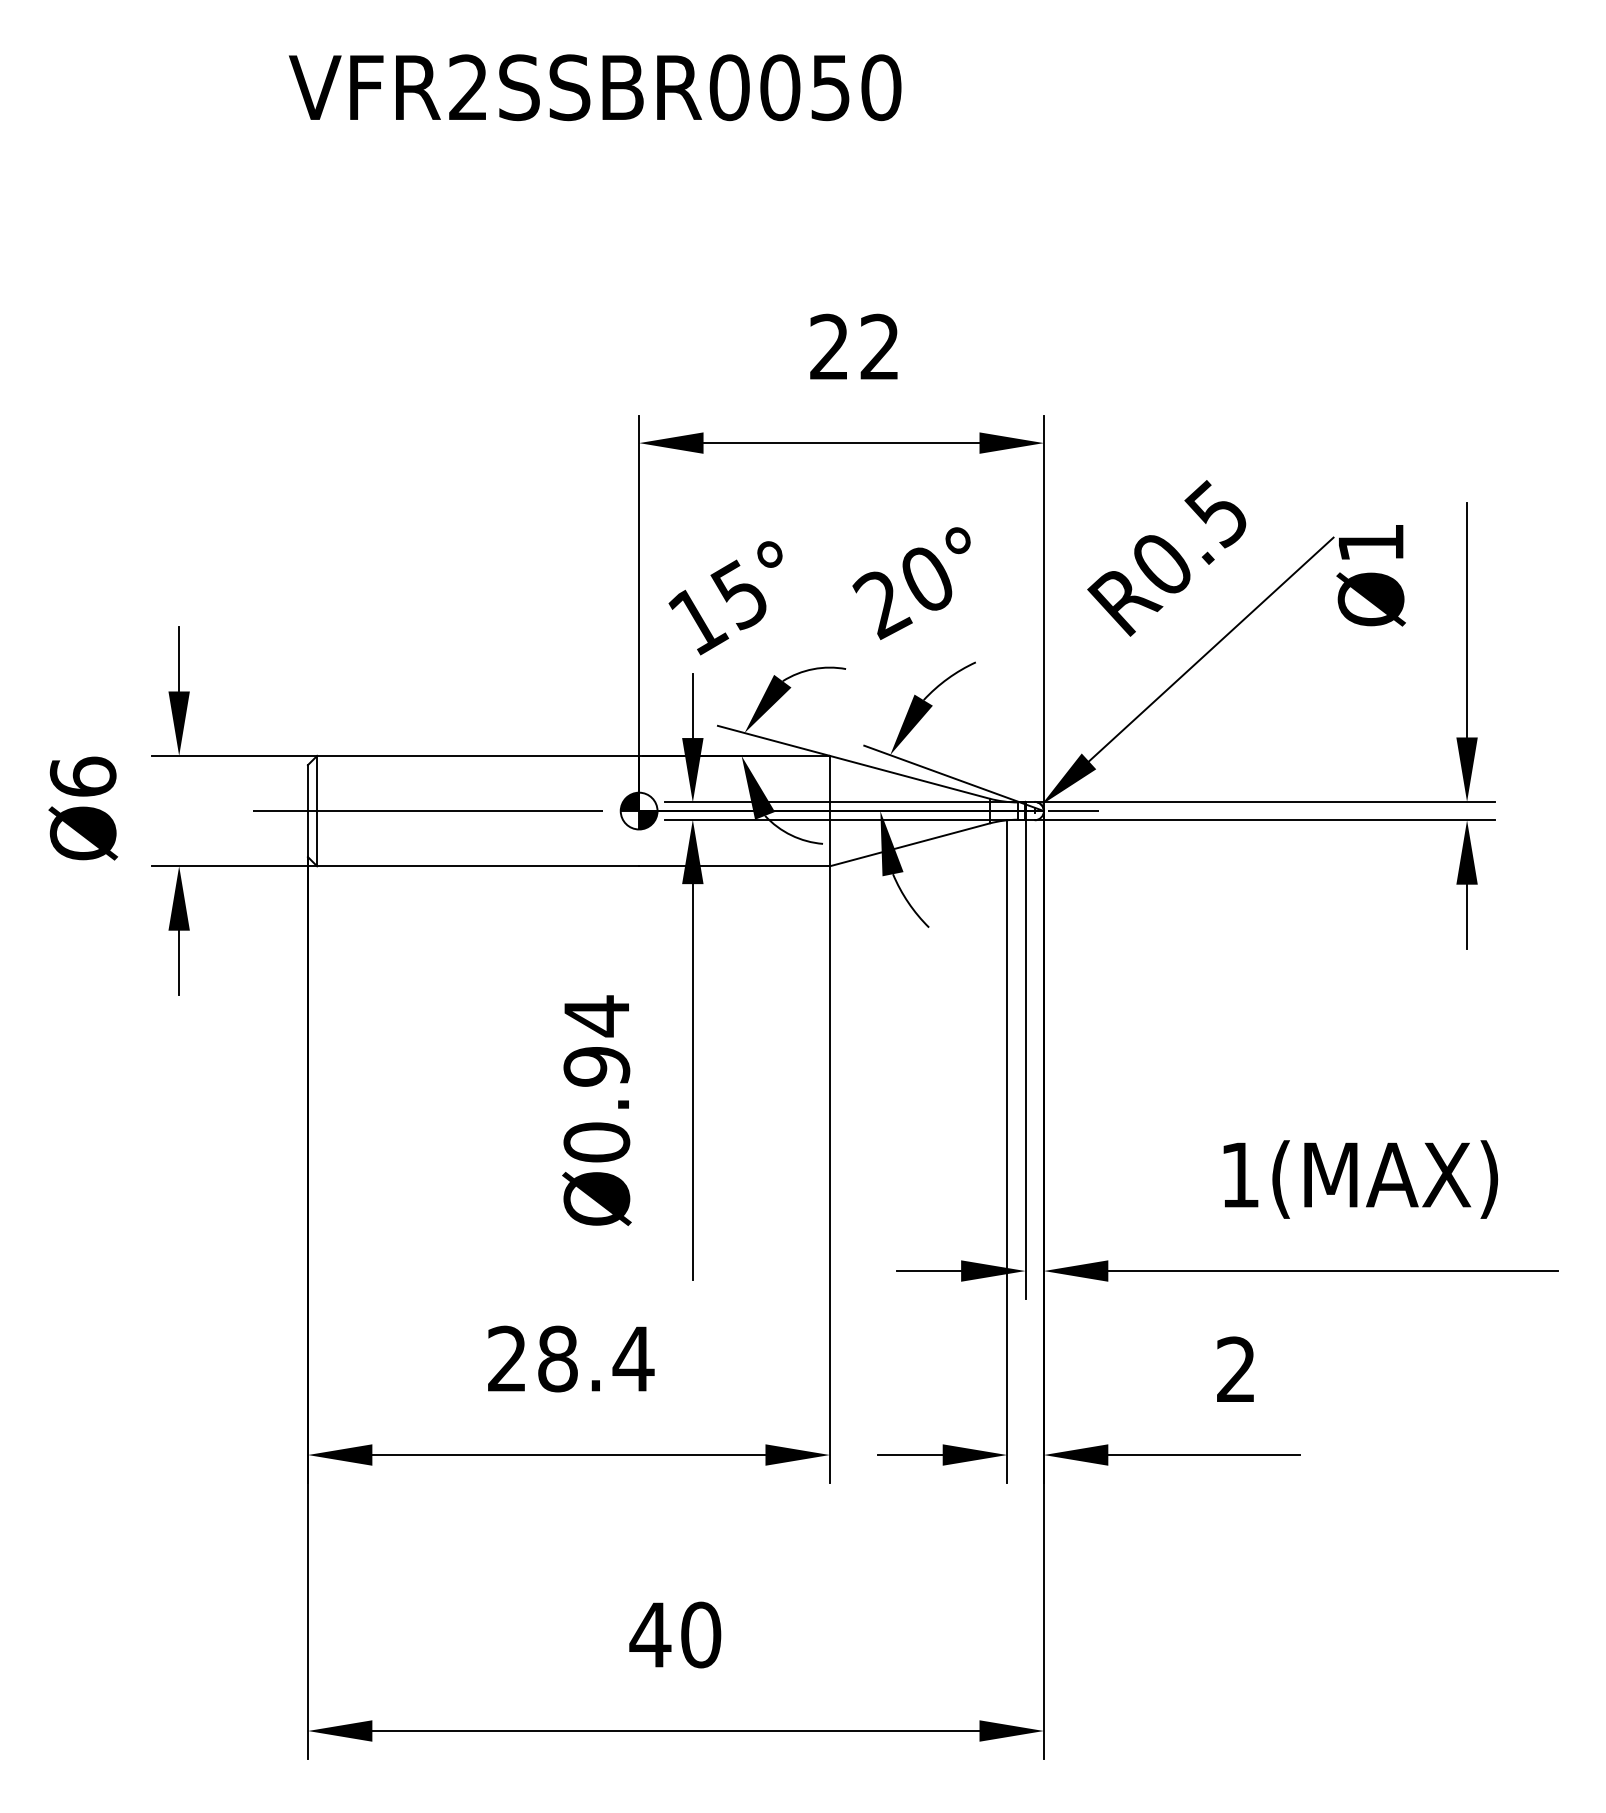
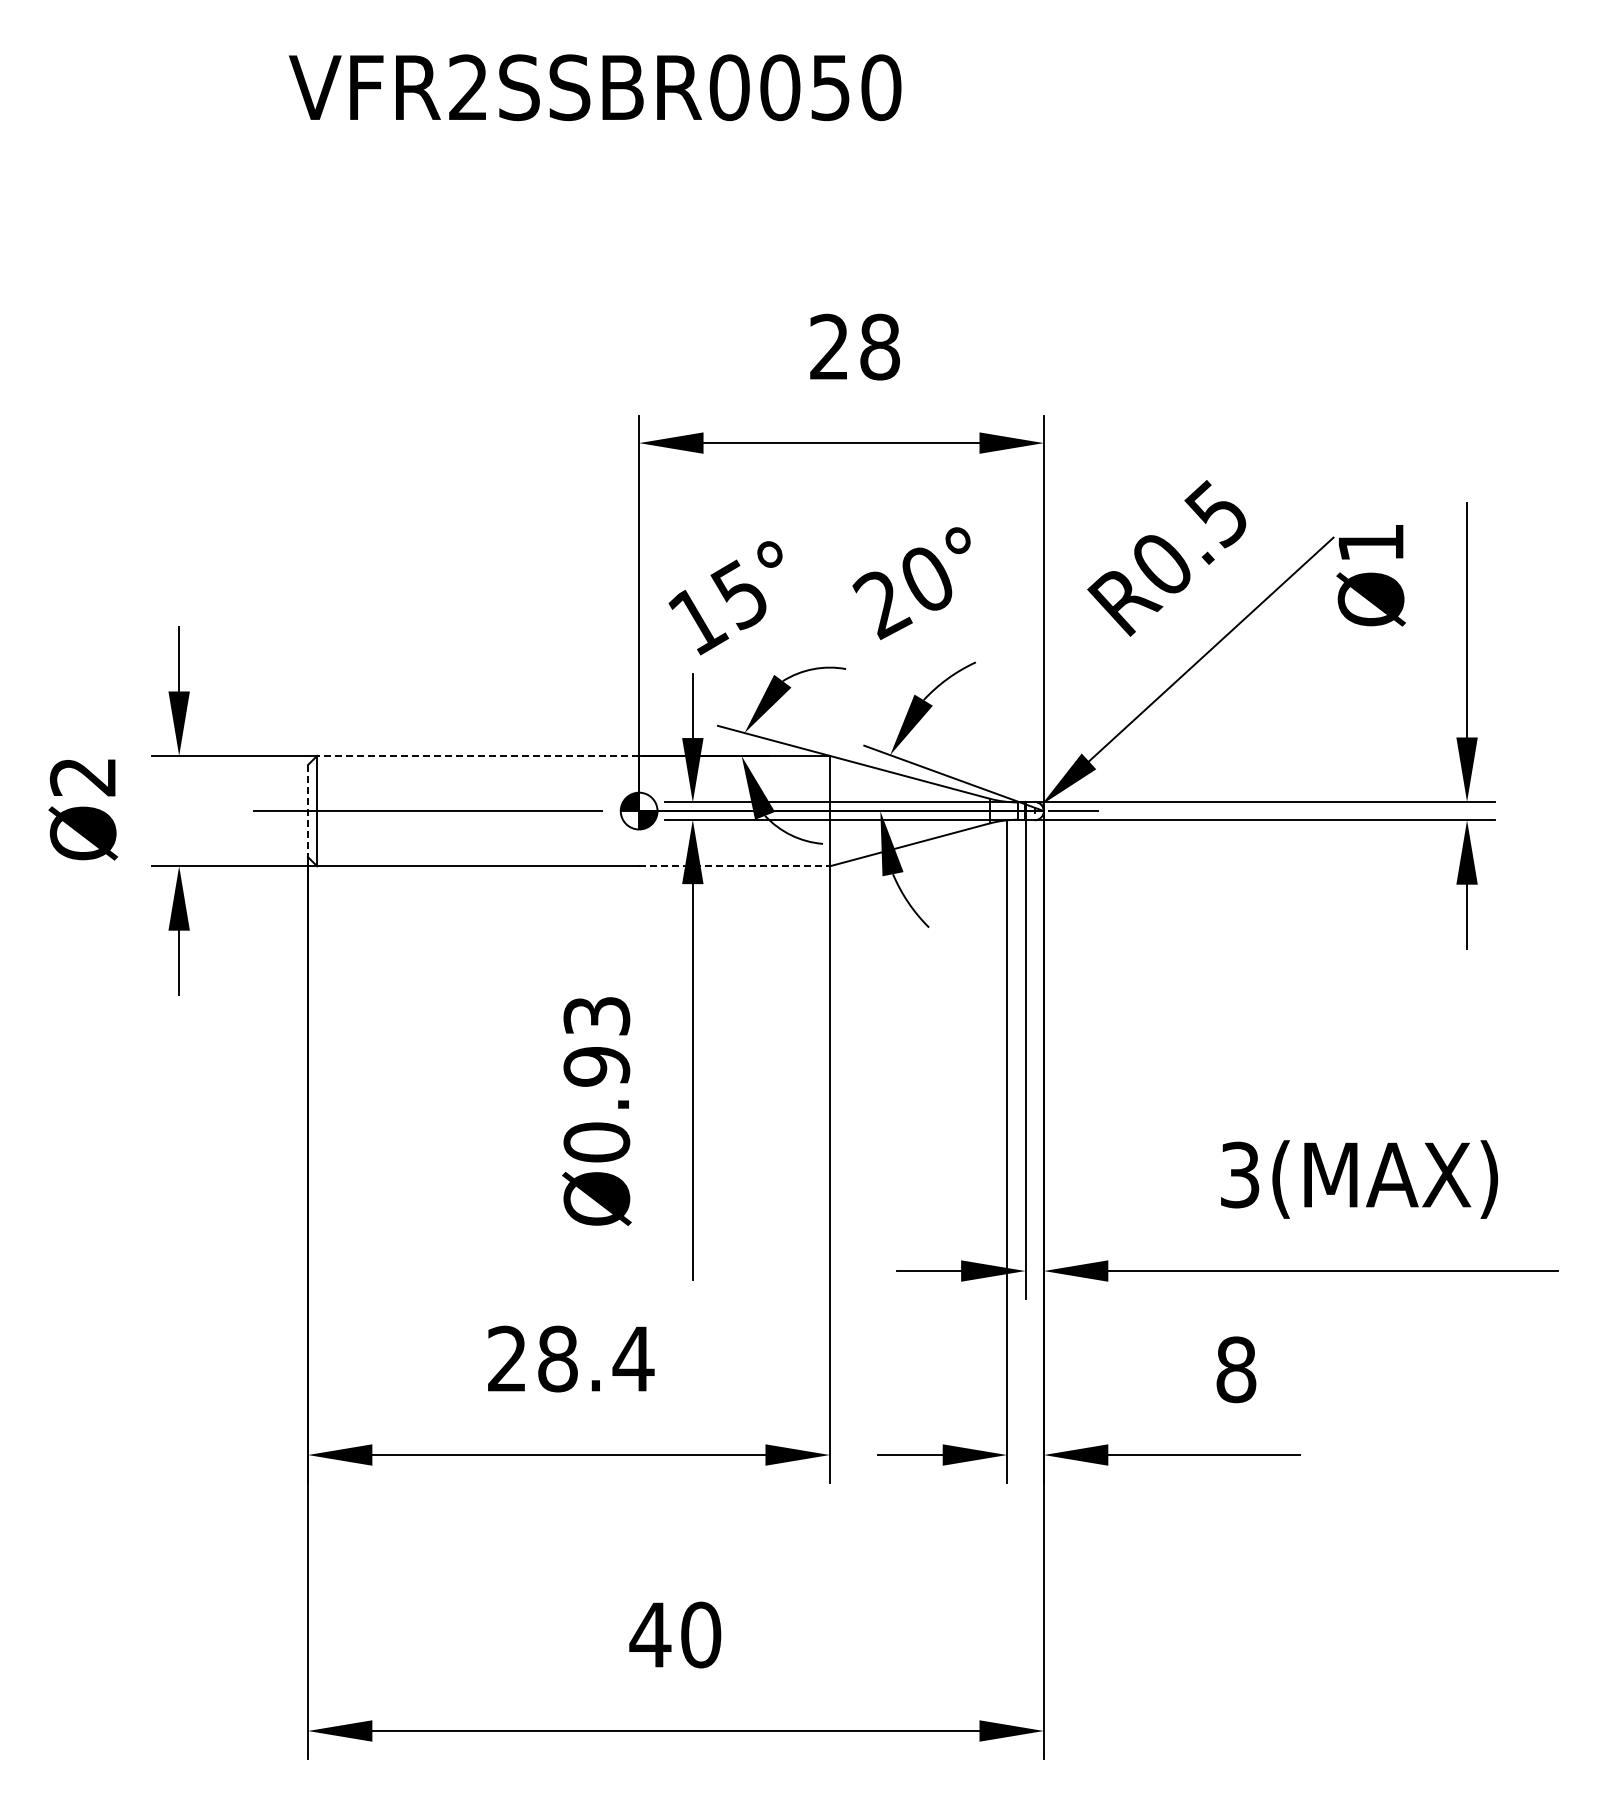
text: 22 -> 28 (879, 346)
line: solid -> dashed (478, 755)
text: Ø6 -> Ø2 (82, 776)
line: solid -> dashed (307, 811)
line: solid -> dashed (735, 866)
text: Ø0.94 -> Ø0.93 (596, 1016)
text: 1(MAX) -> 3(MAX) (1240, 1174)
text: 2 -> 8 (1236, 1369)
